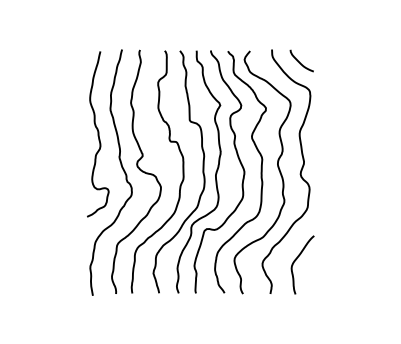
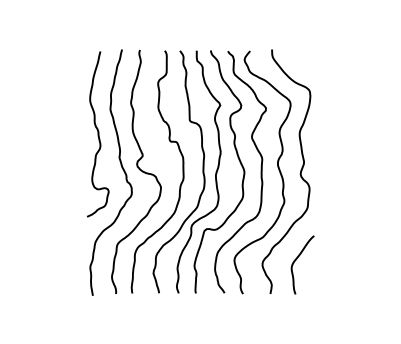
curve: present -> none (299, 61)
